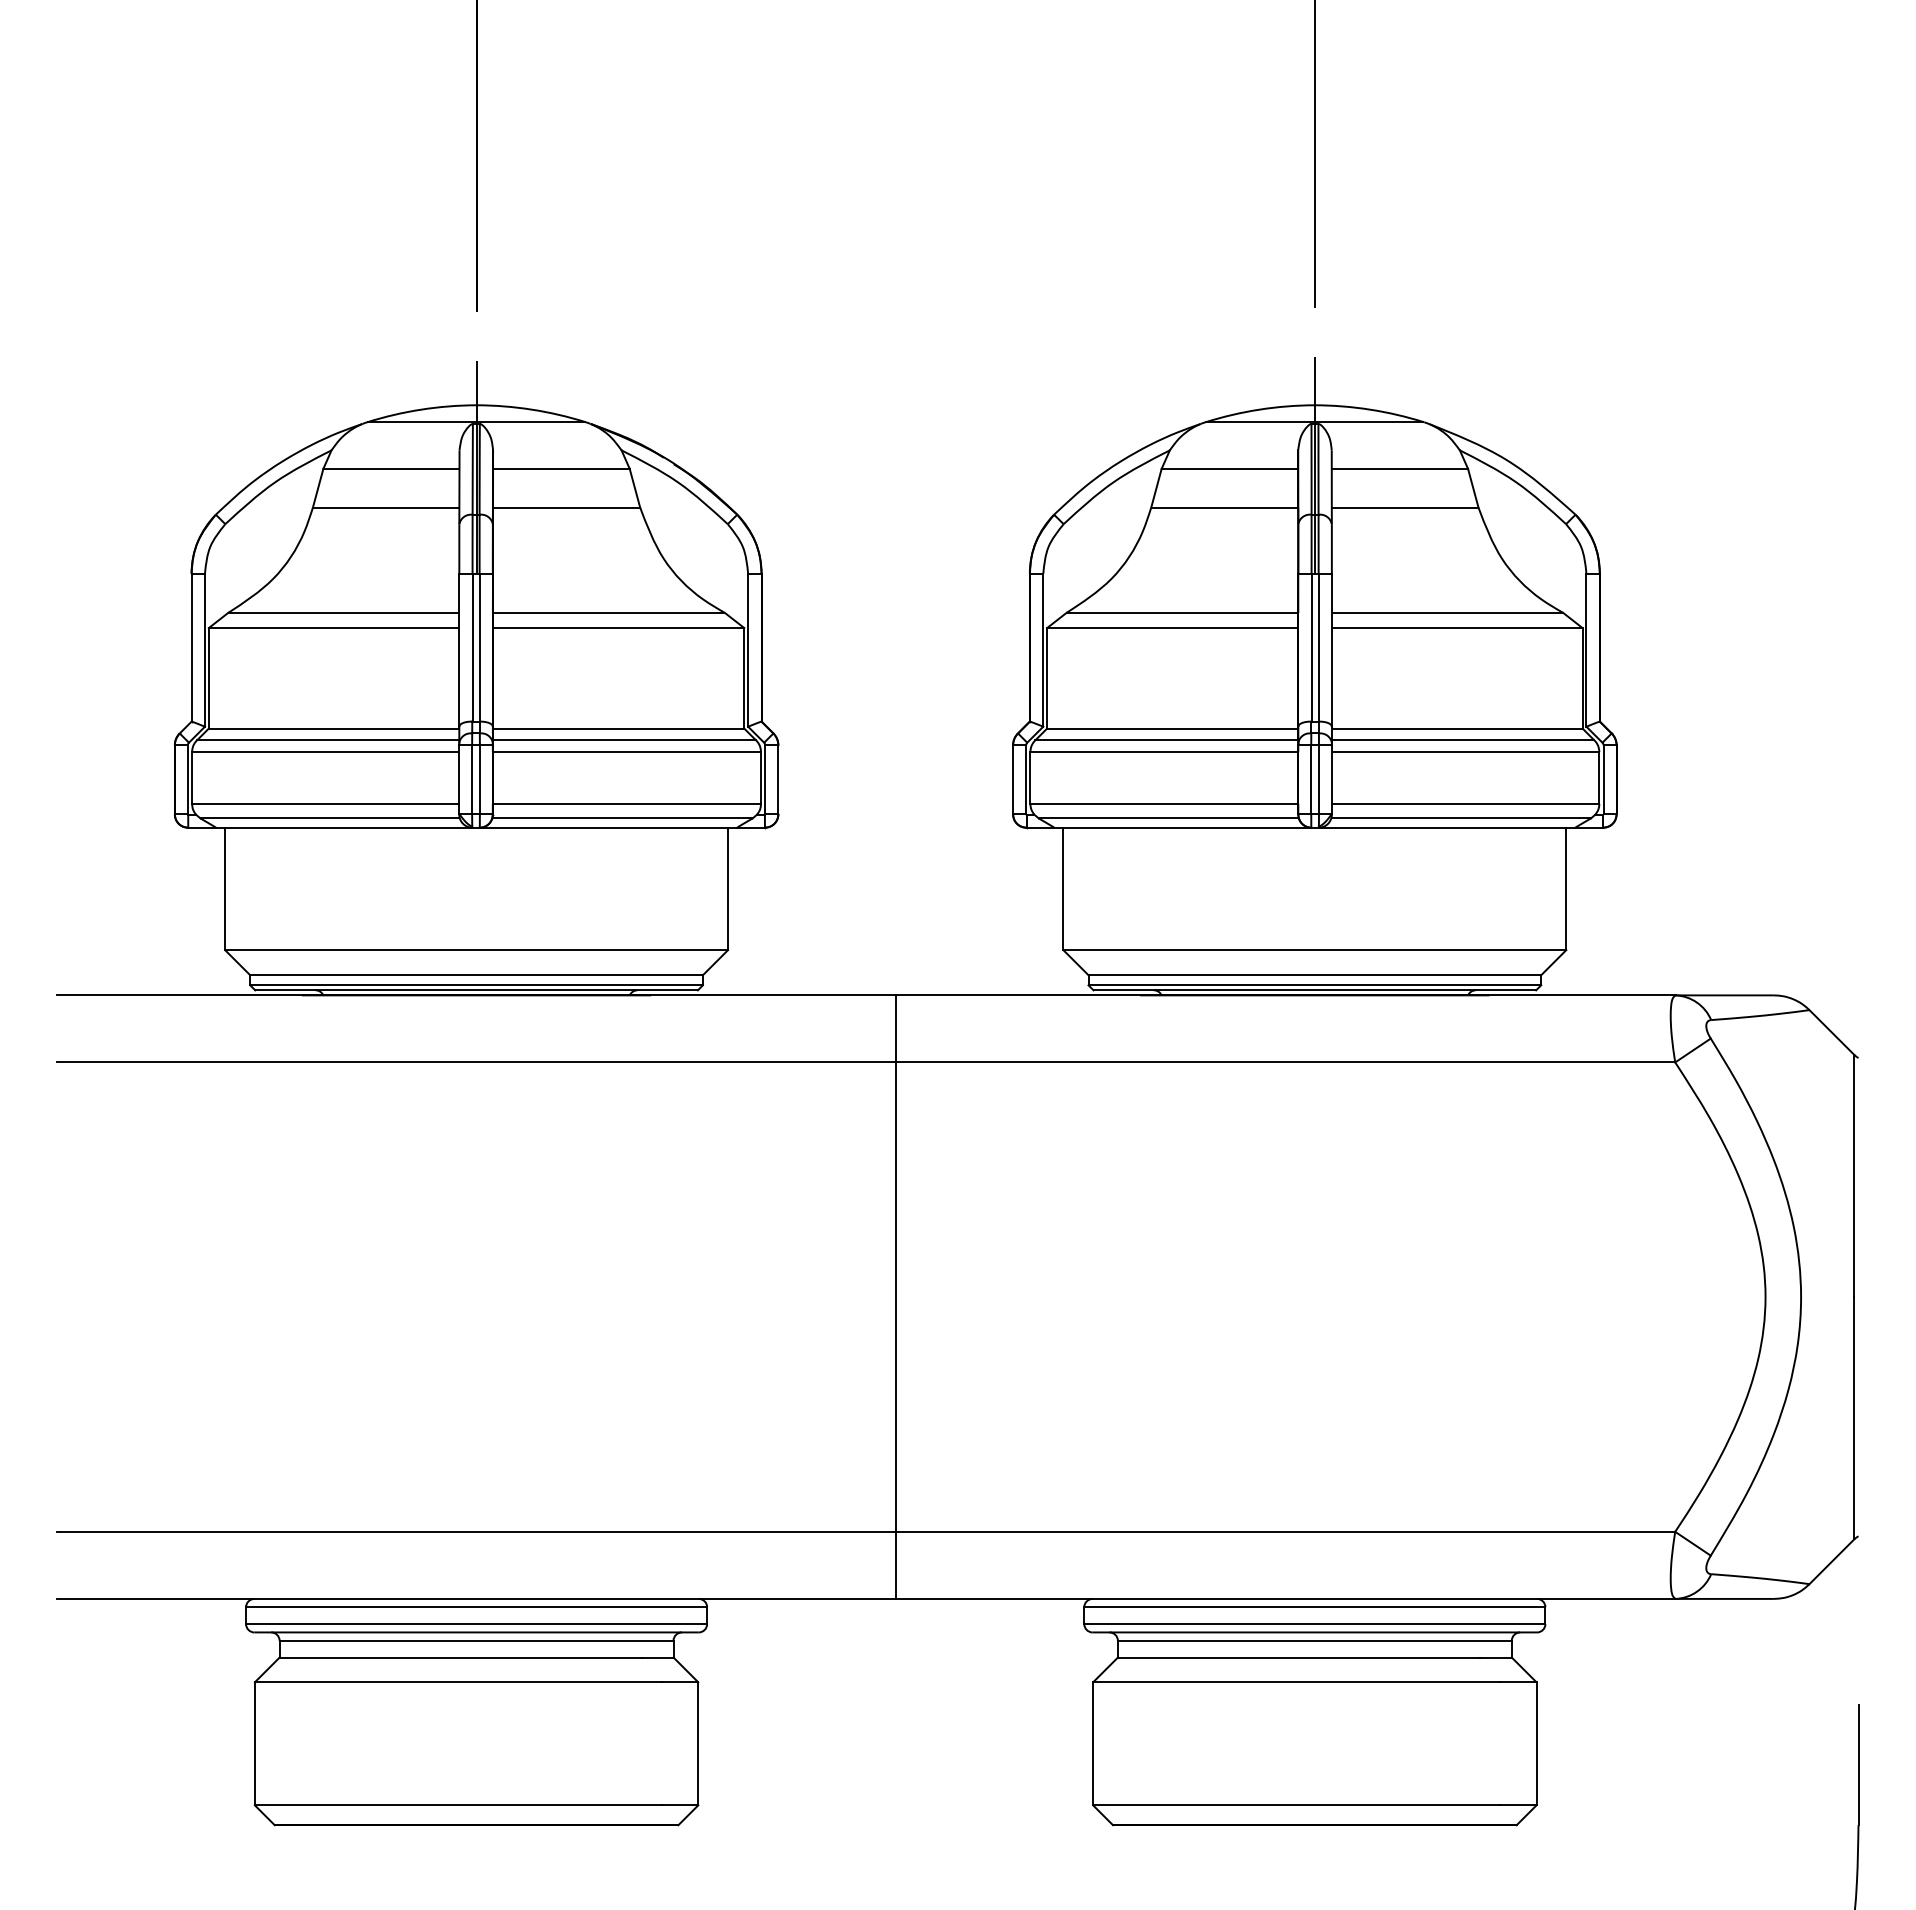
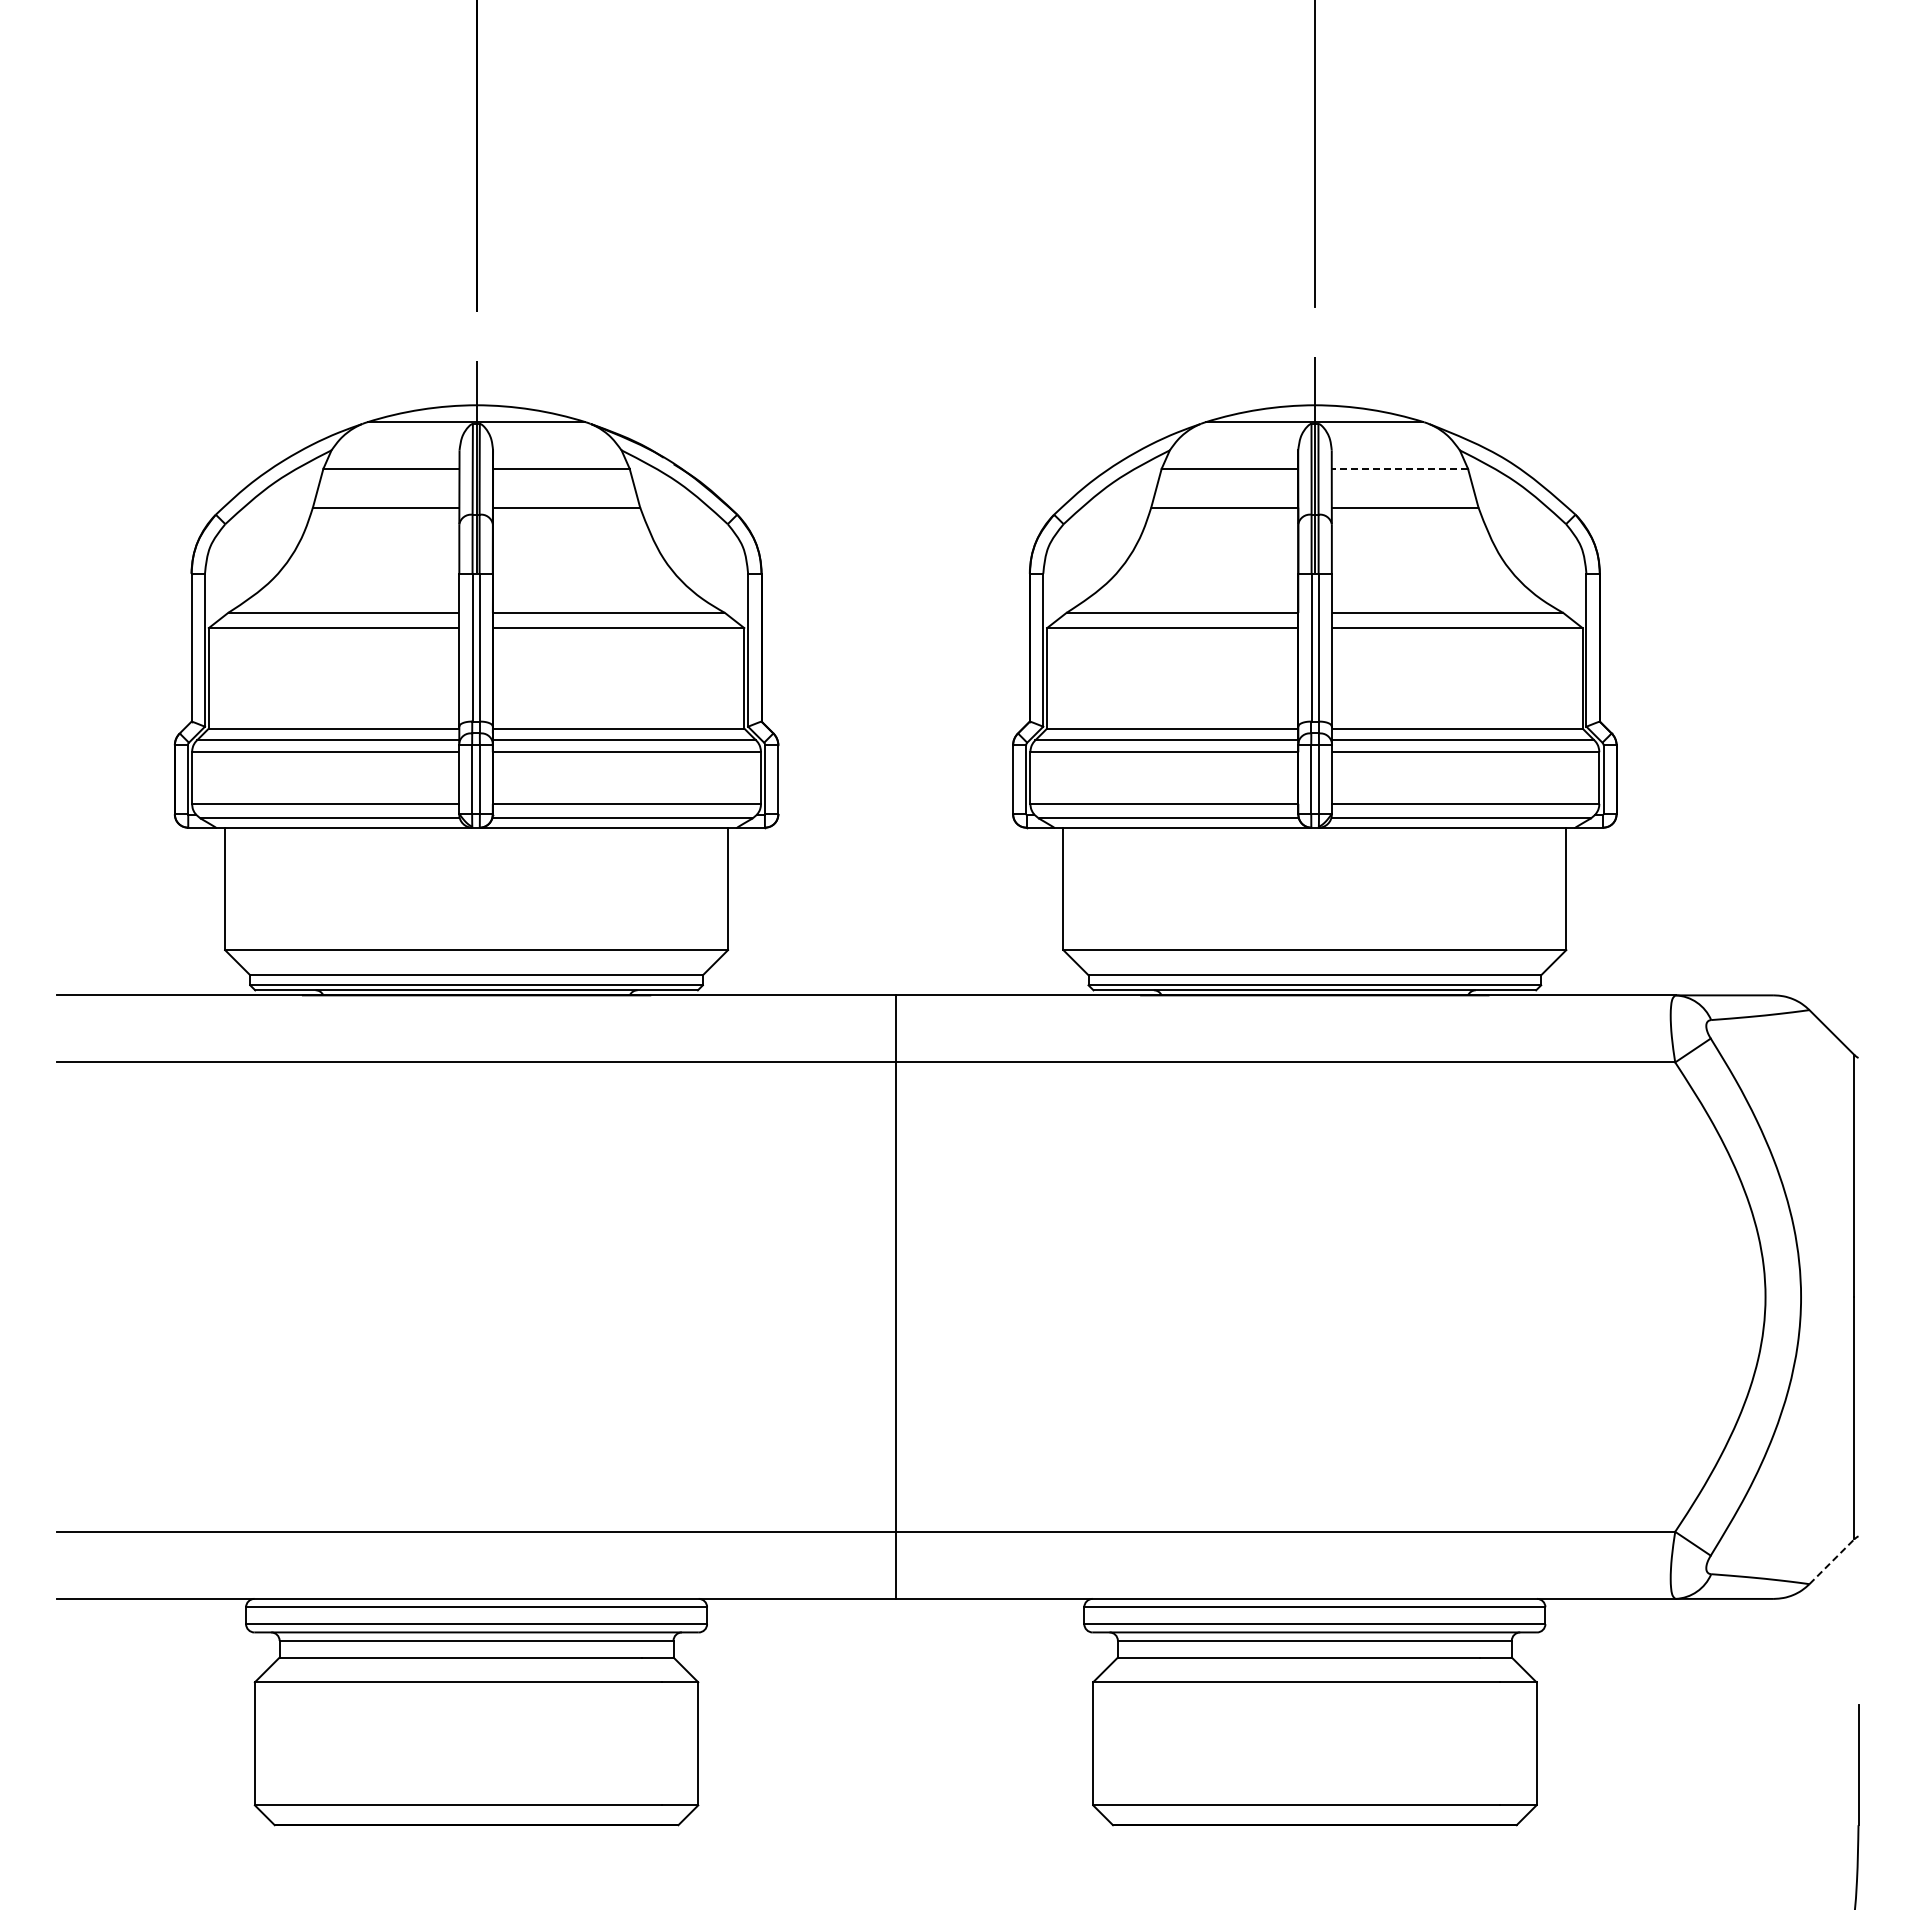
line: solid -> dashed (1399, 468)
line: solid -> dashed (1831, 1561)
